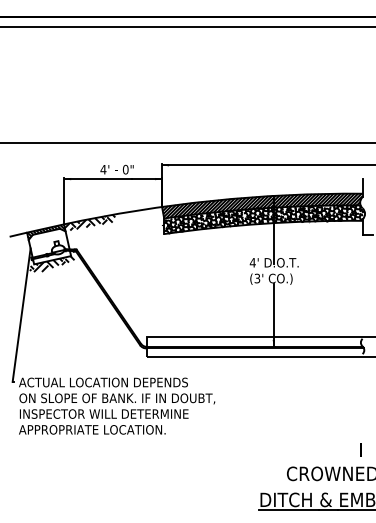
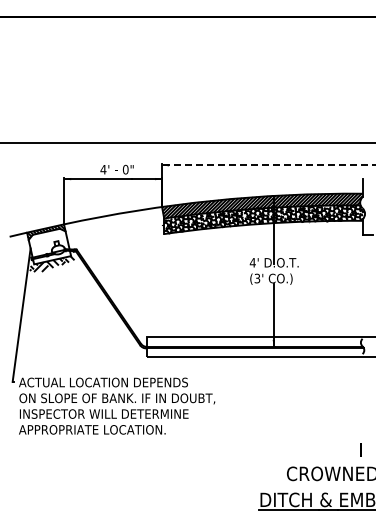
line: present -> none (187, 27)
line: solid -> dashed (269, 165)
hatch: present -> none (89, 222)
